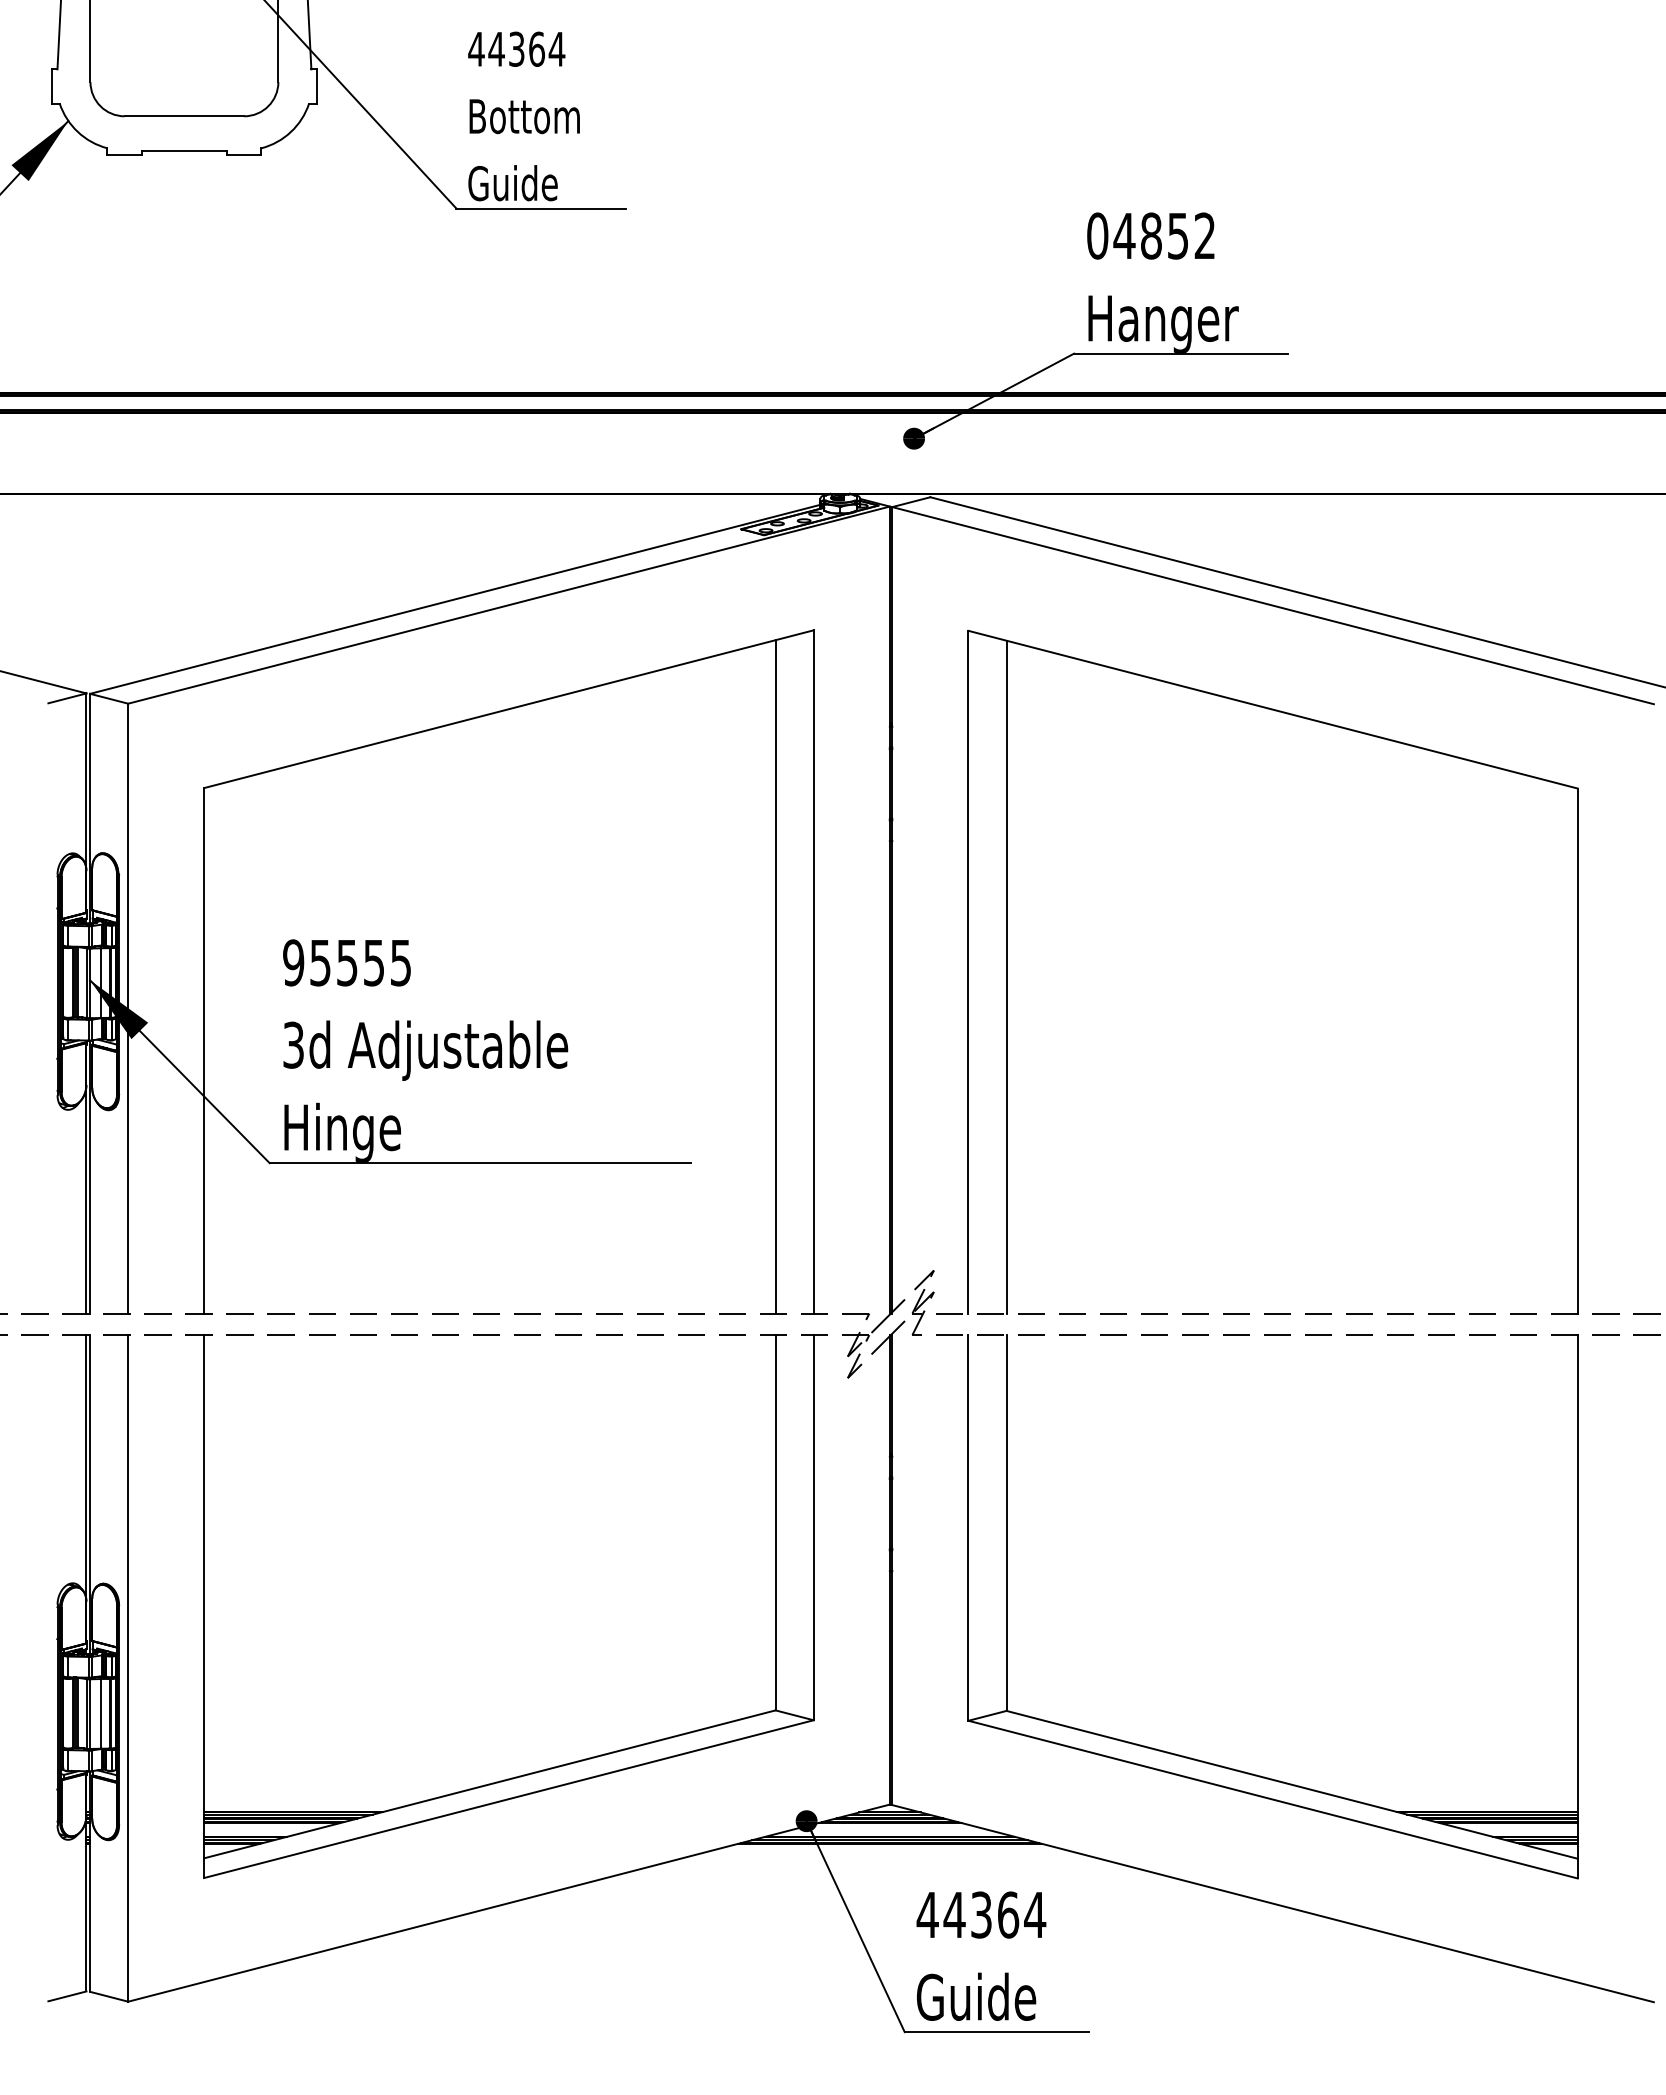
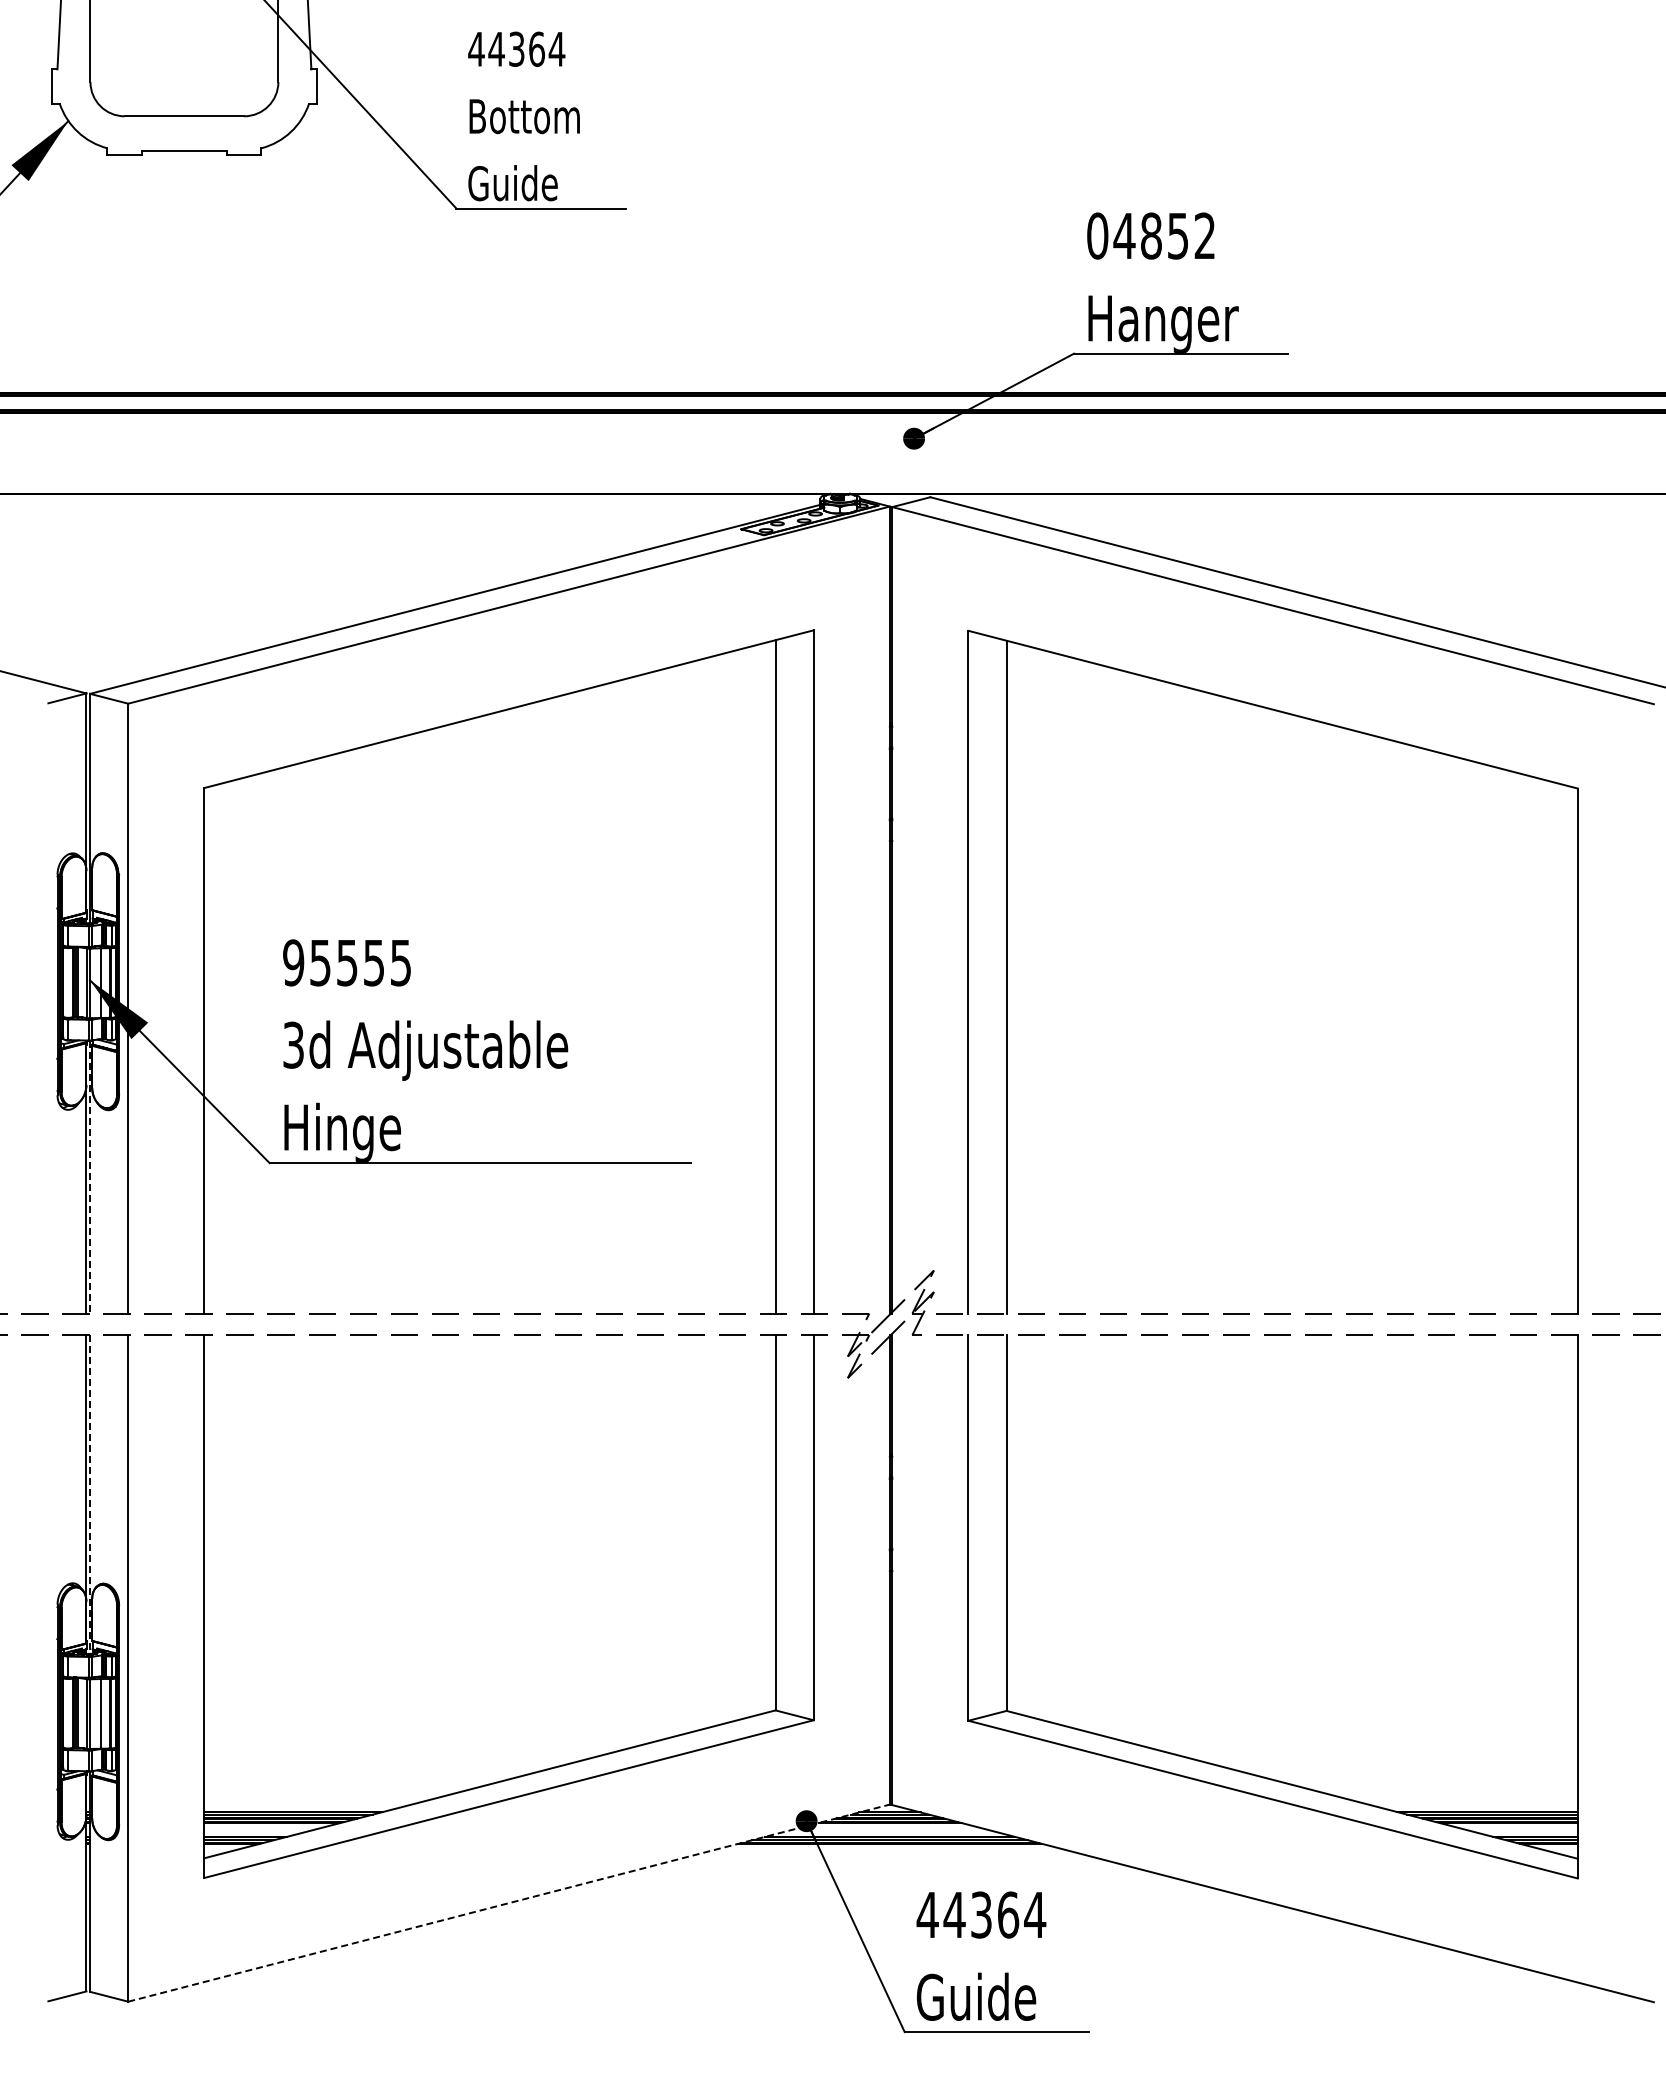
line: solid -> dashed (90, 1177)
line: solid -> dashed (90, 1494)
line: solid -> dashed (509, 1903)
